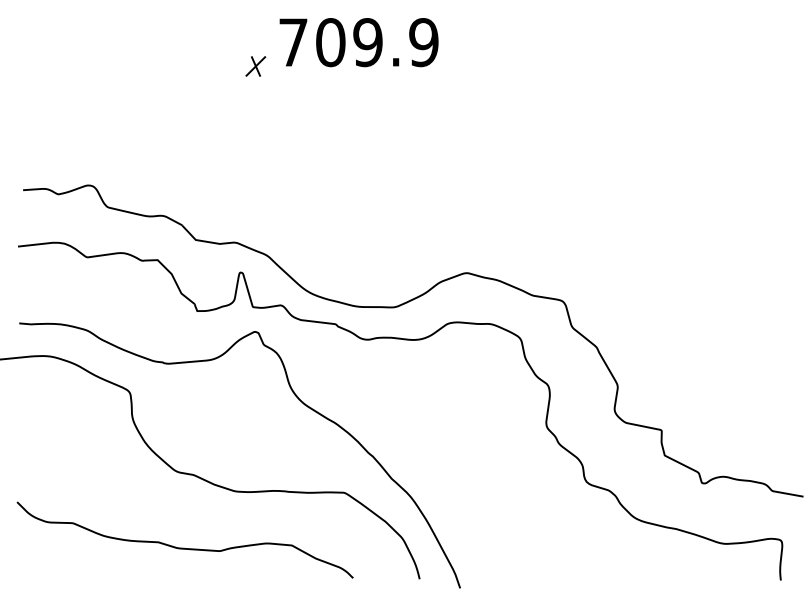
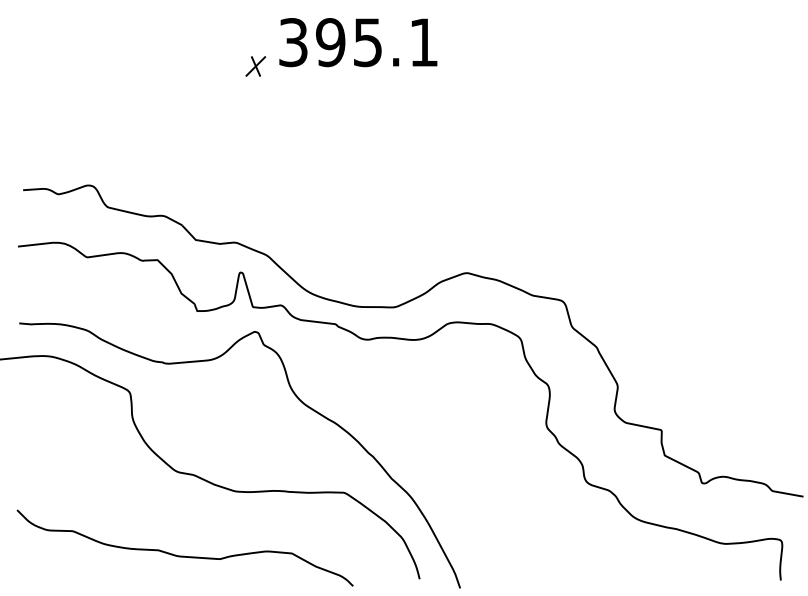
text: 709.9 -> 395.1 (358, 42)
curve position: (184, 547) -> (184, 555) (184, 555)
